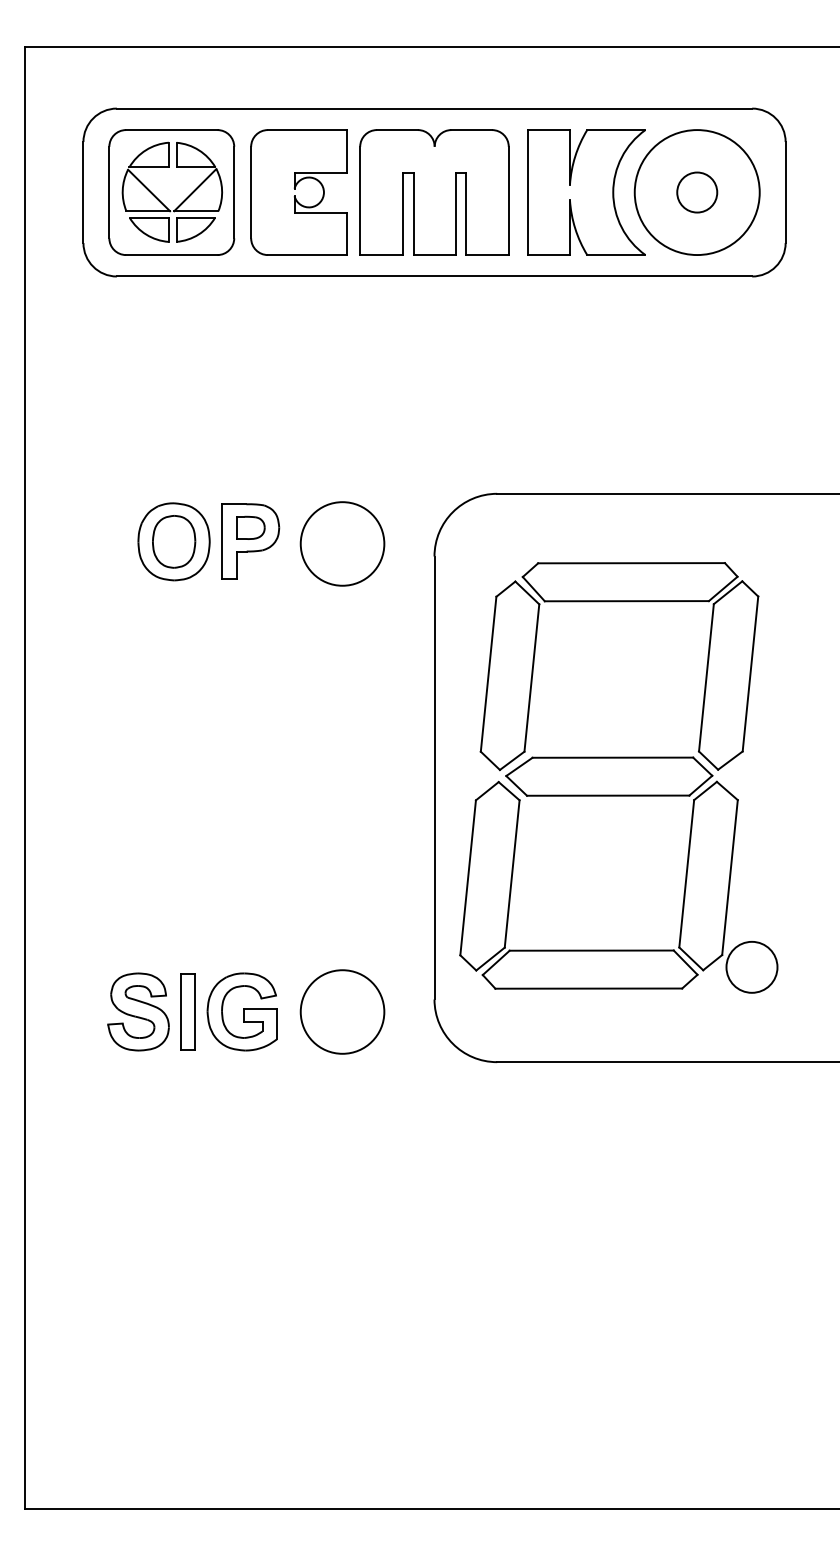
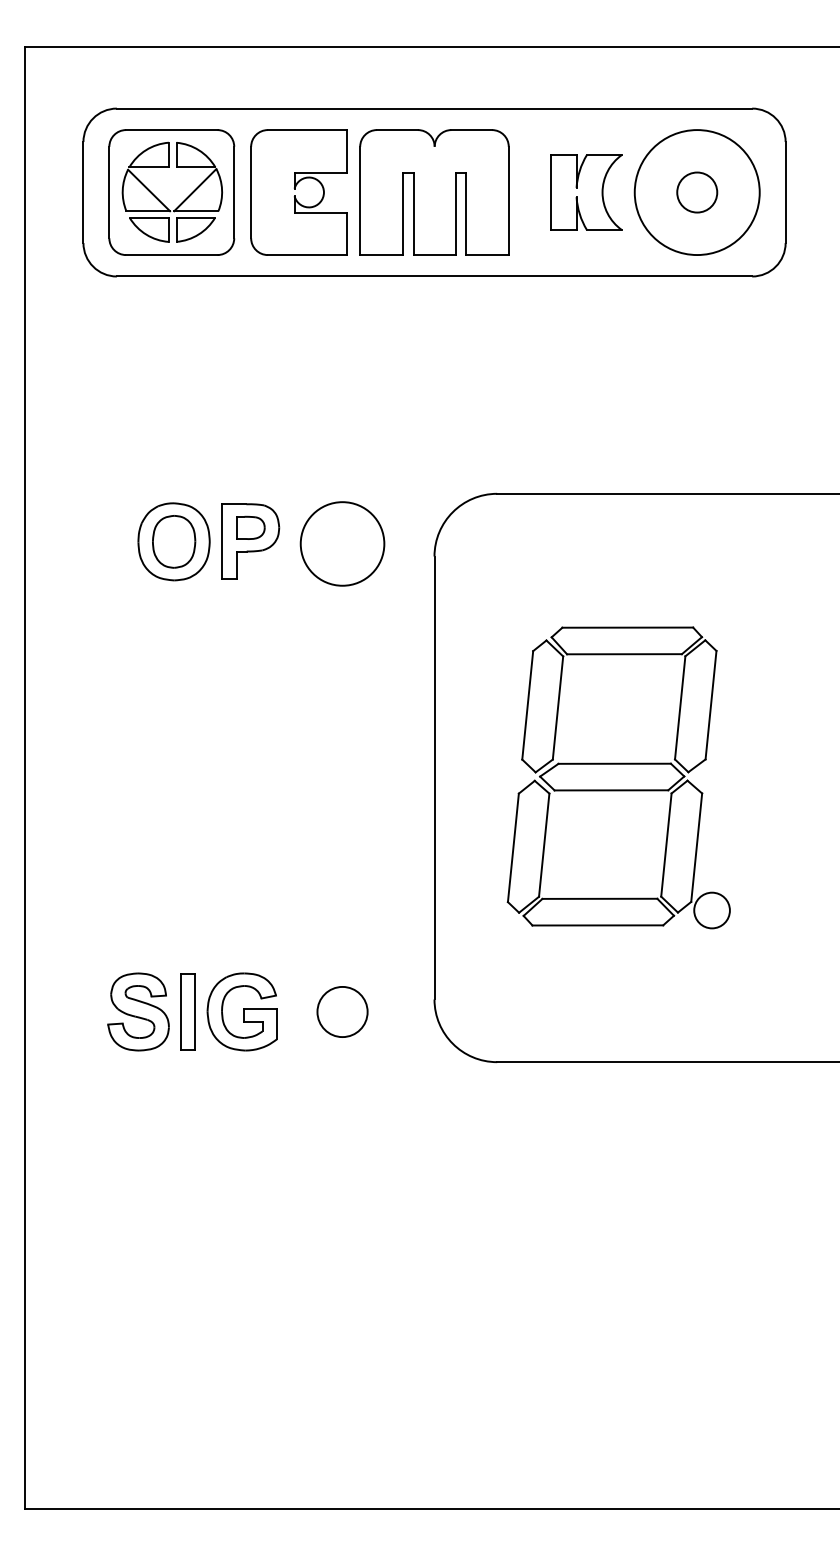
part size: 119x127 px -> 73x77 px (586, 192)
part size: 320x432 px -> 225x304 px (618, 777)
circle diameter: 84 px -> 50 px (342, 1011)
